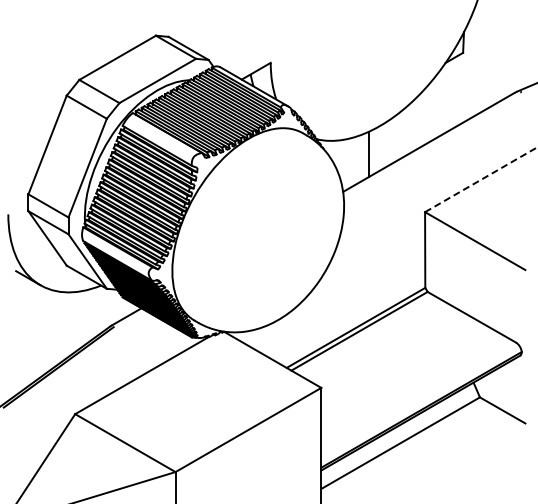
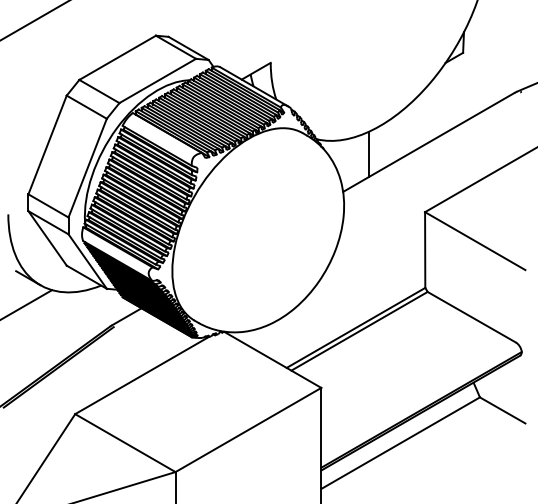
line: none -> present (34, 20)
line: dashed -> solid (481, 179)
line: none -> present (27, 304)
